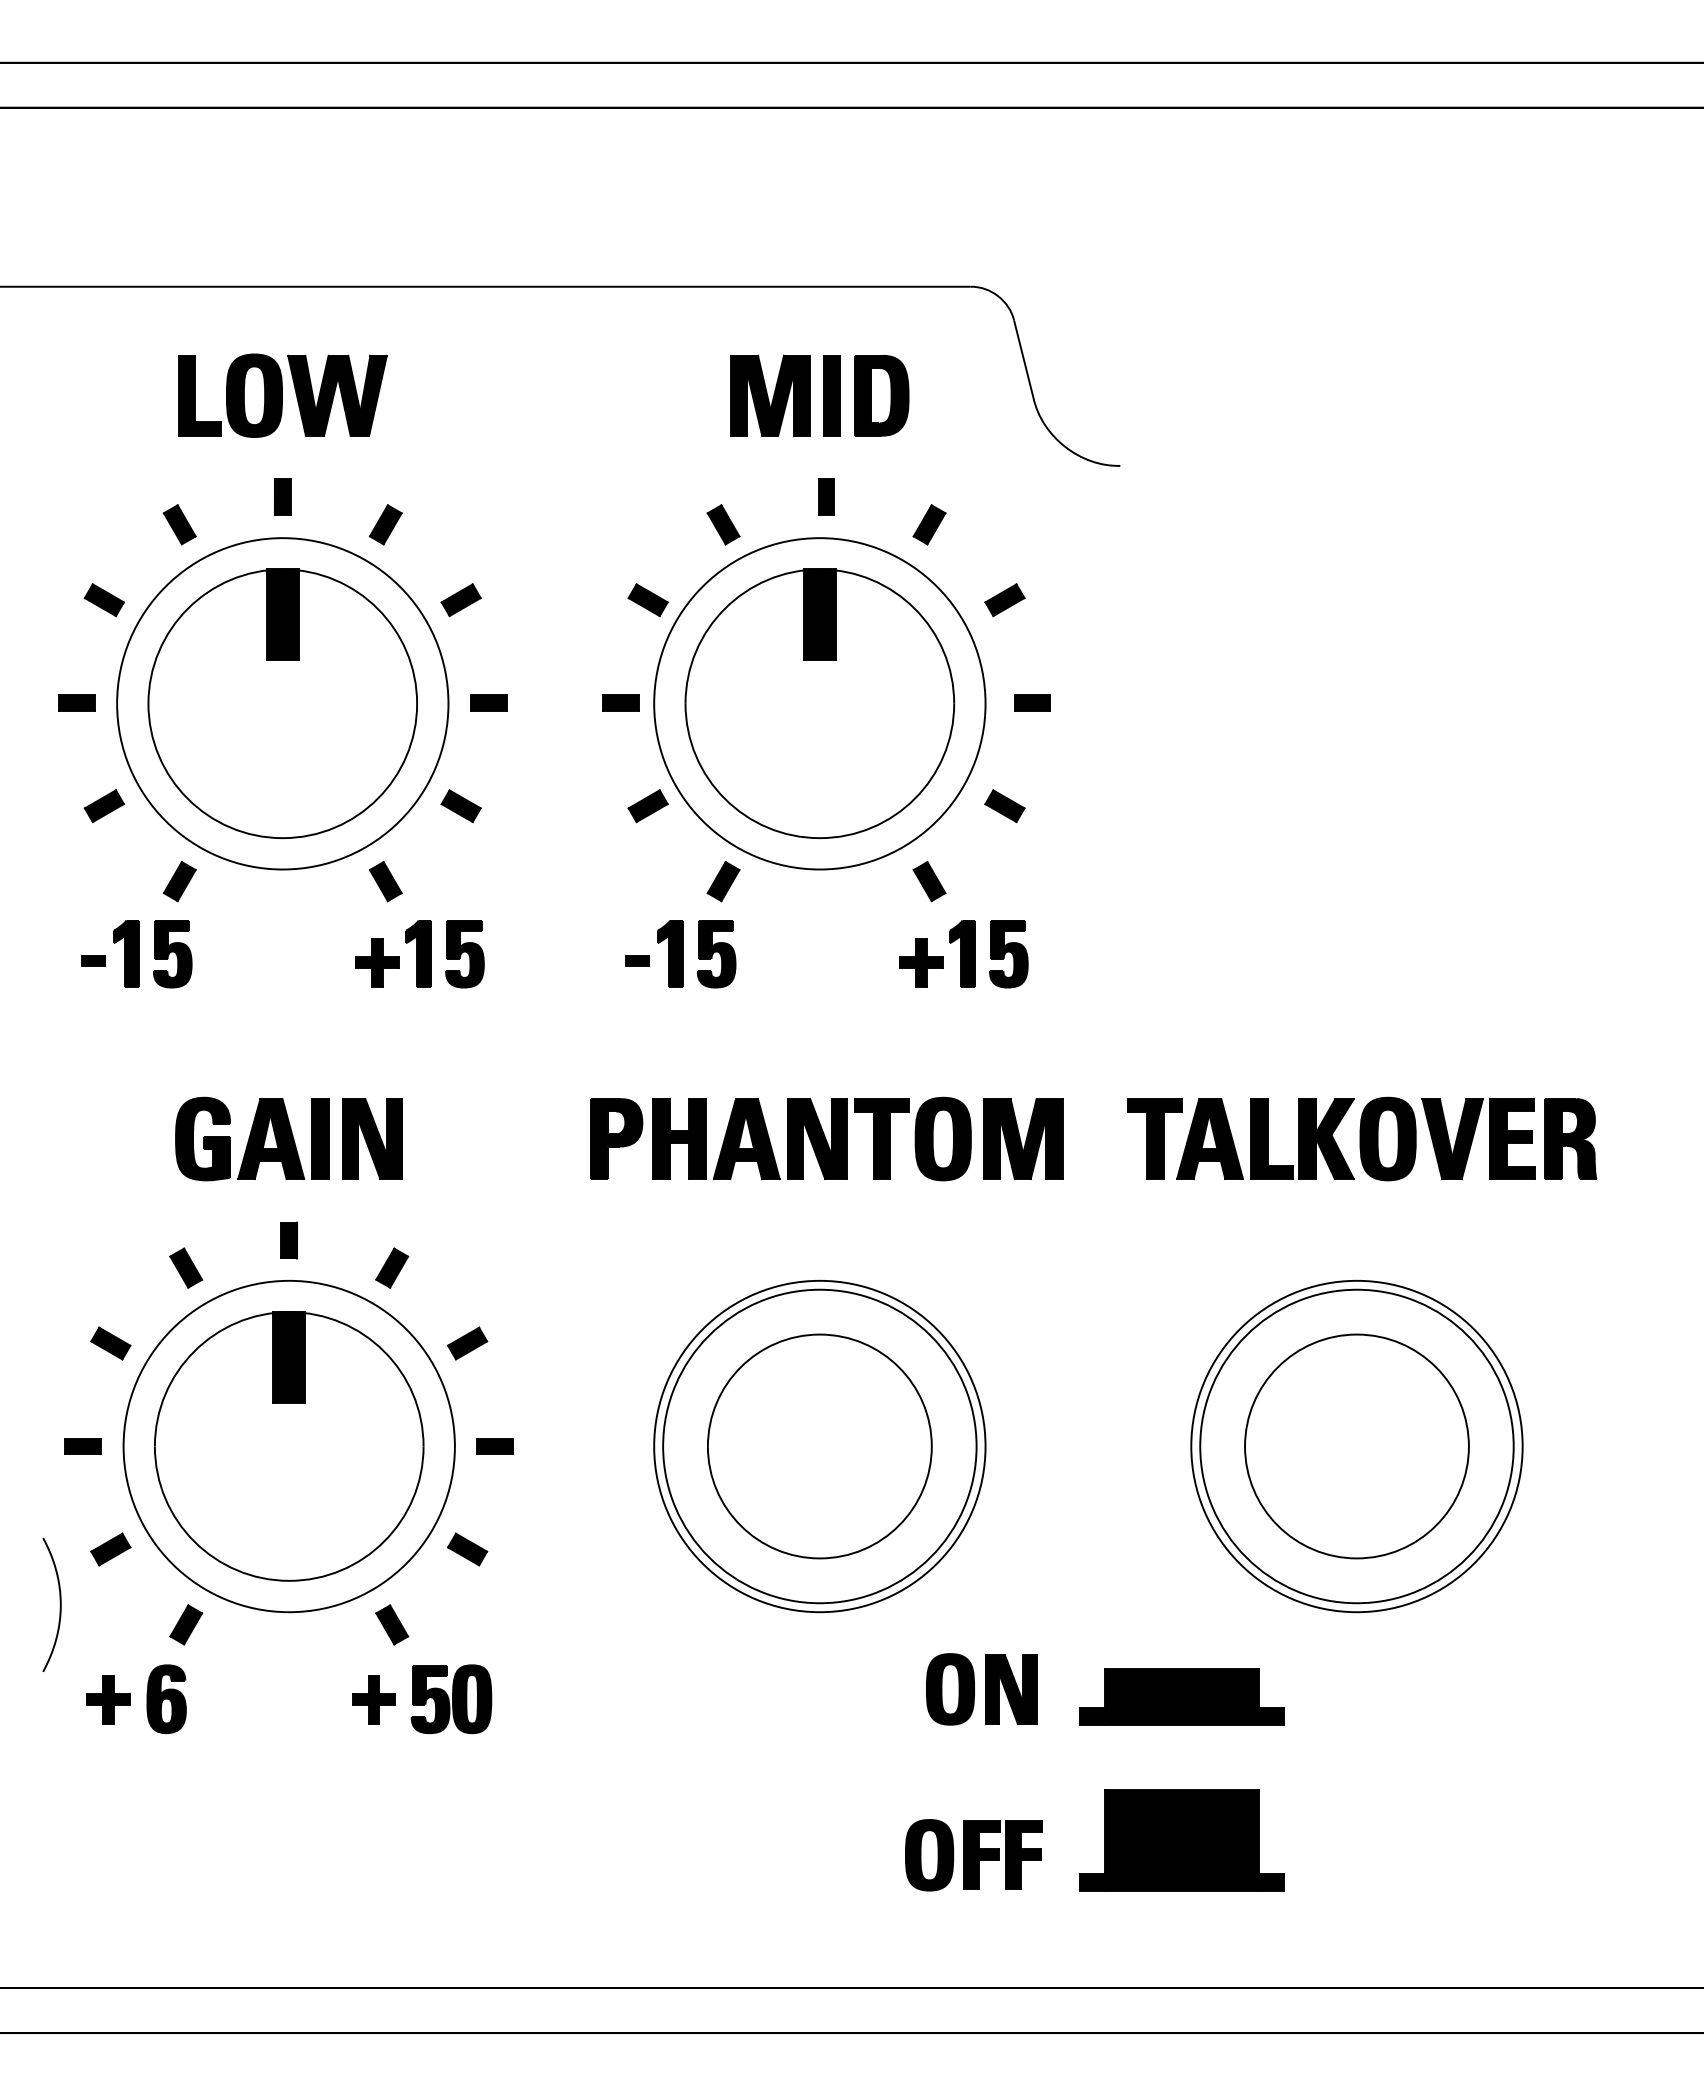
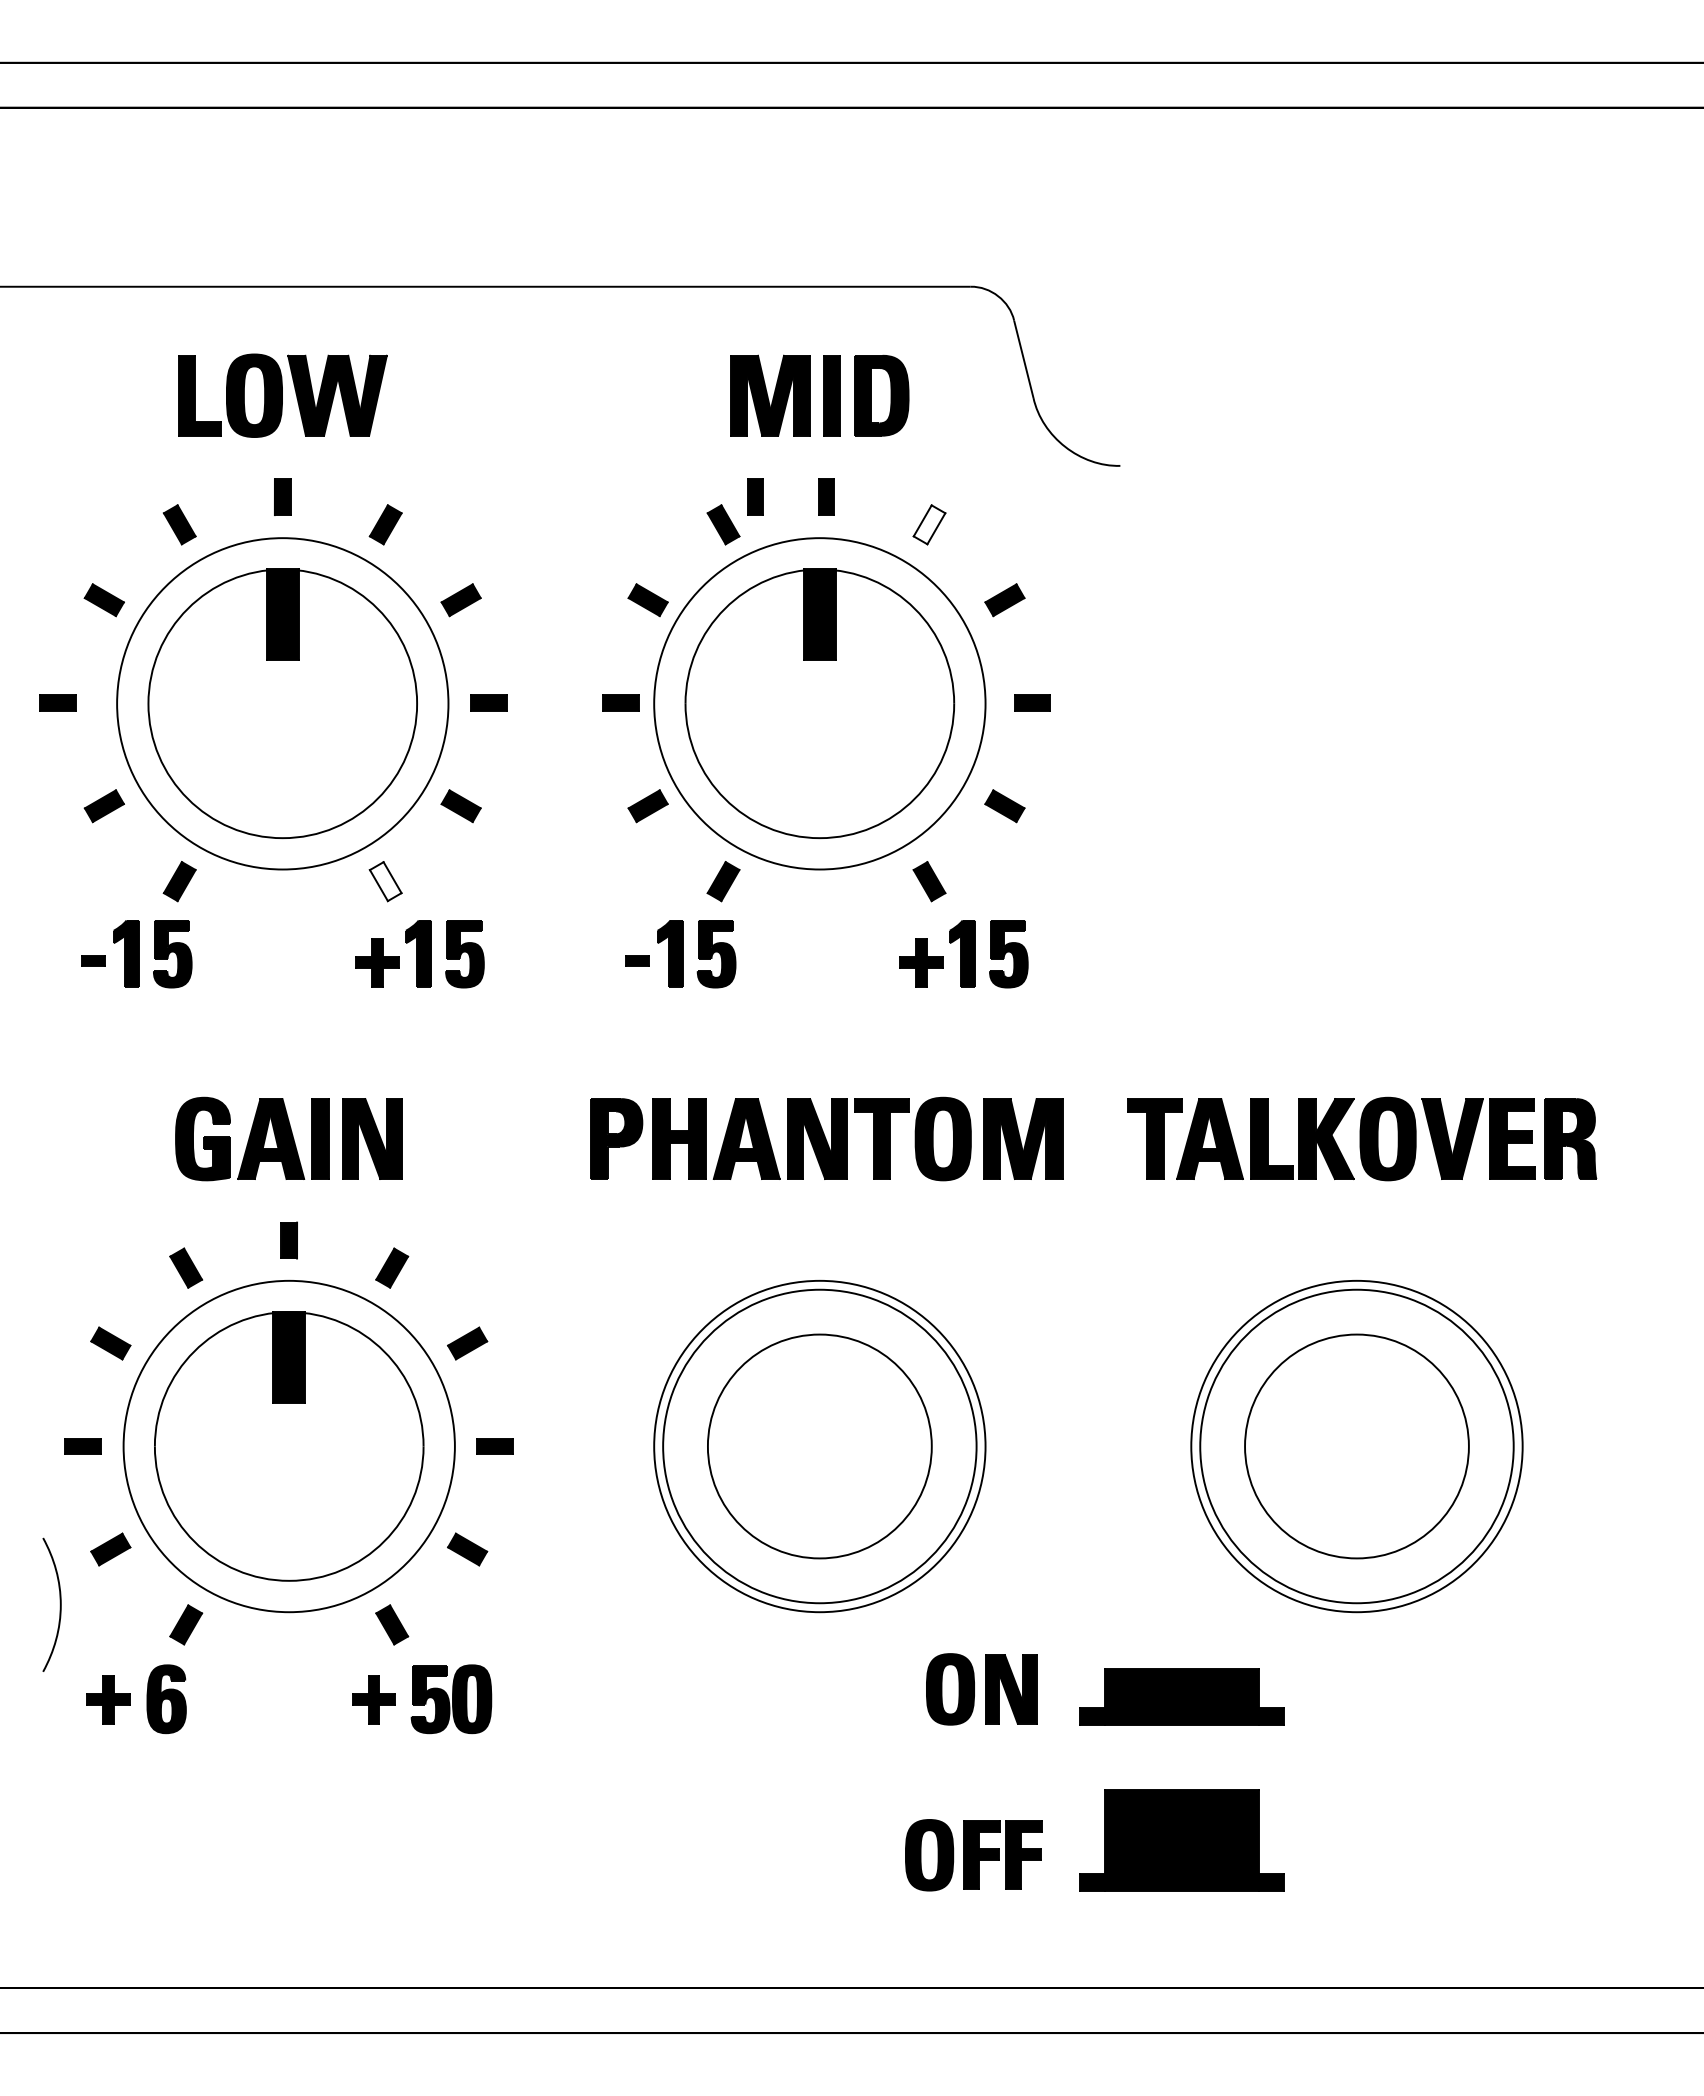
part: none -> present (755, 496)
fill: present -> none (929, 524)
part position: (76, 702) -> (57, 702) (57, 702)
fill: present -> none (385, 881)
